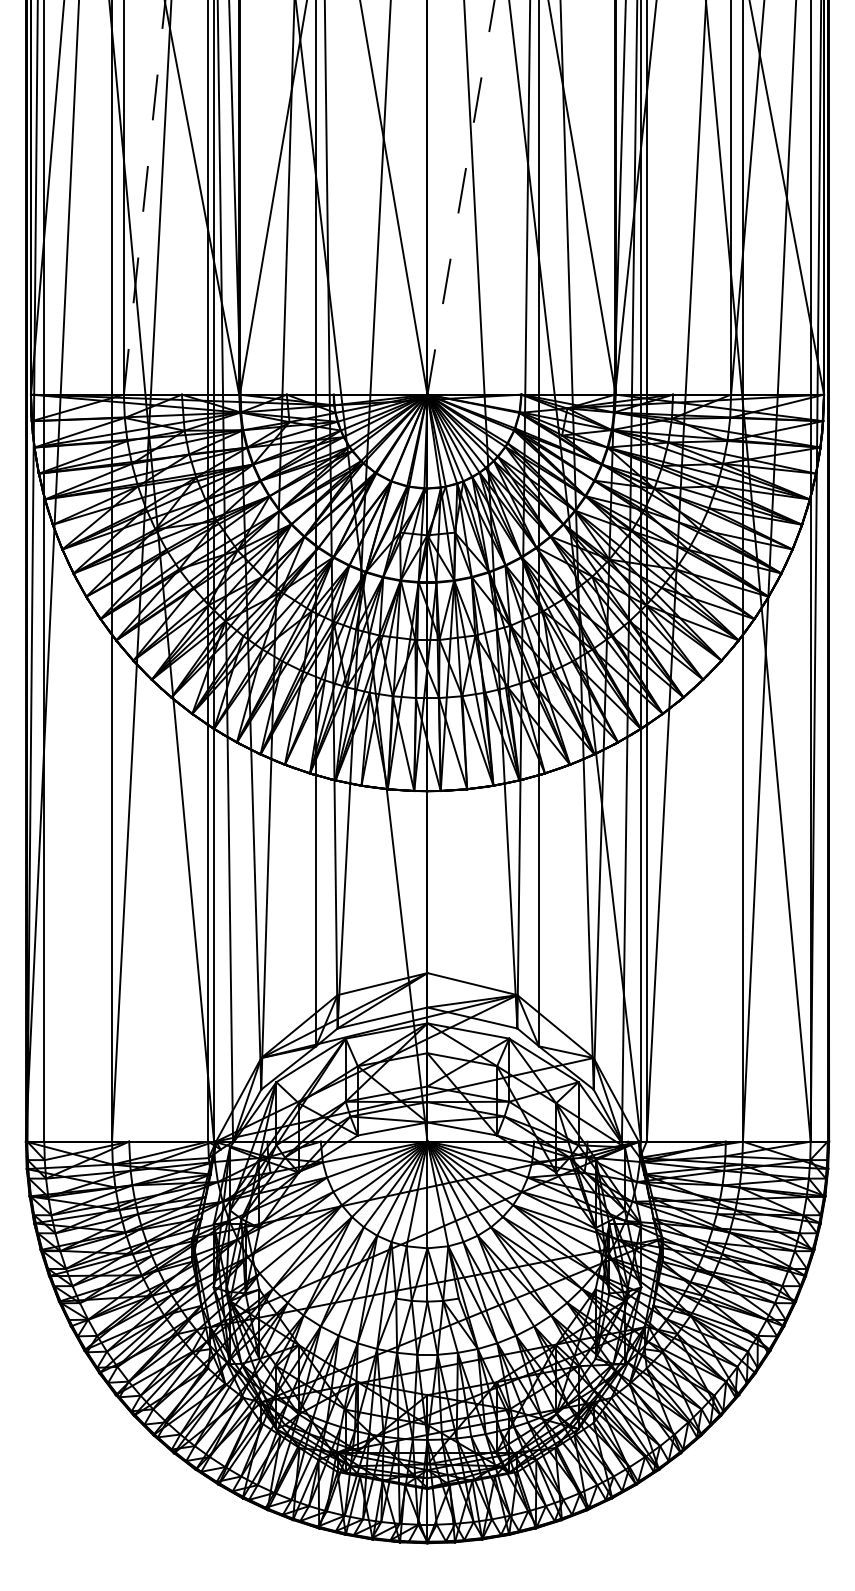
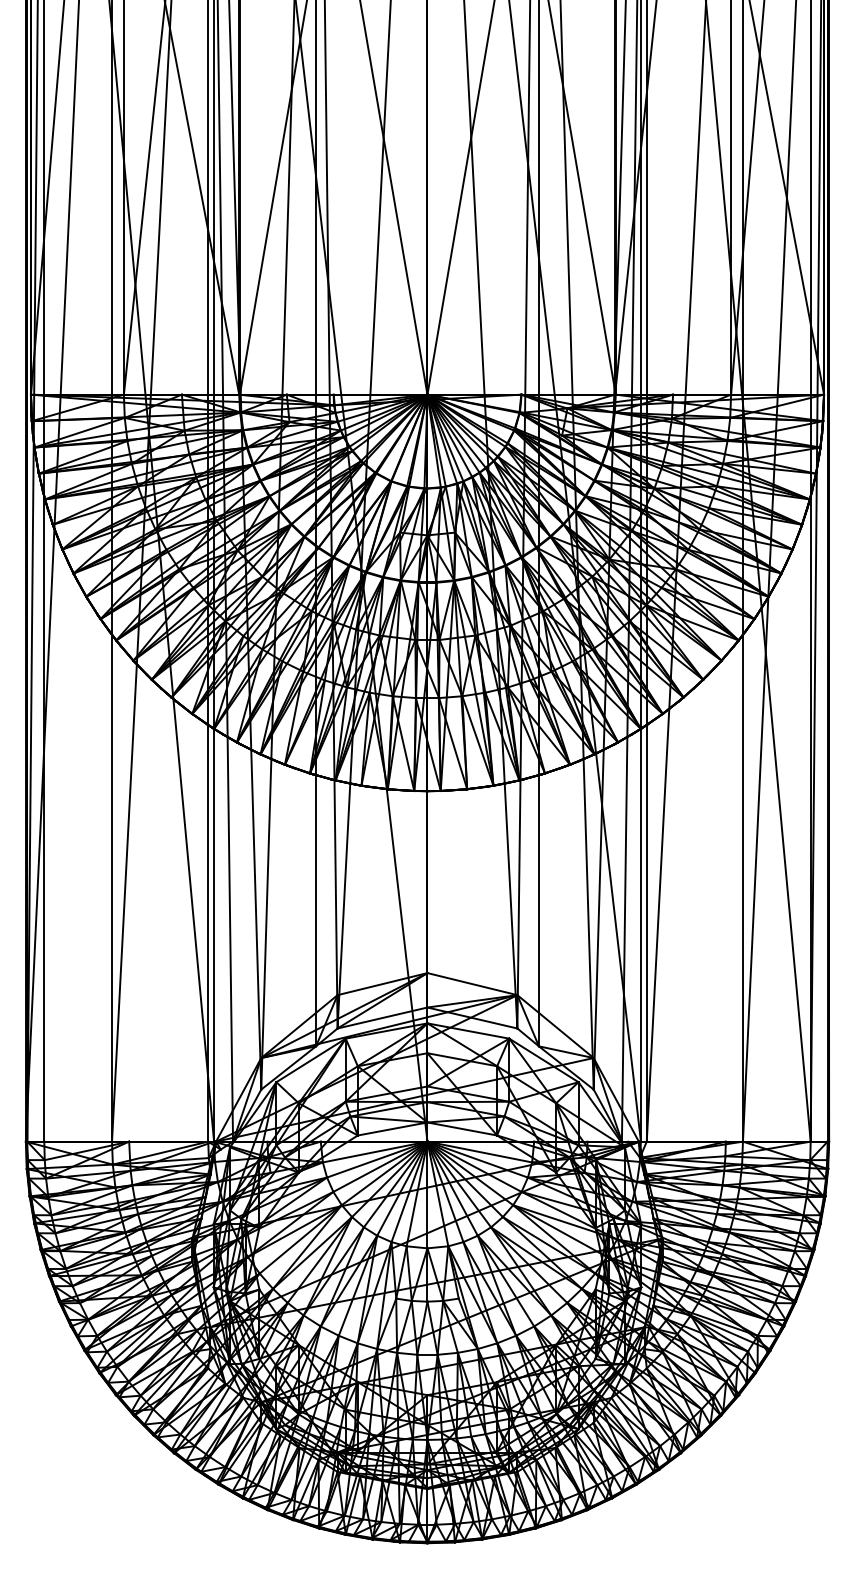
line: dashed -> solid (144, 197)
line: dashed -> solid (461, 197)
